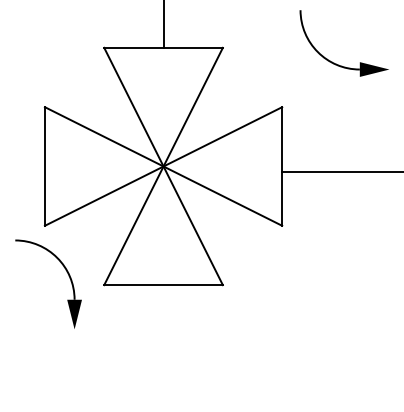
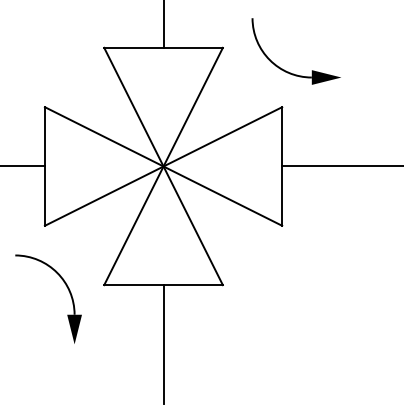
part position: (334, 62) -> (286, 70) (286, 70)
line: none -> present (23, 166)
line position: (341, 172) -> (341, 166) (341, 166)
part position: (66, 272) -> (66, 287) (66, 287)
line: none -> present (163, 344)
